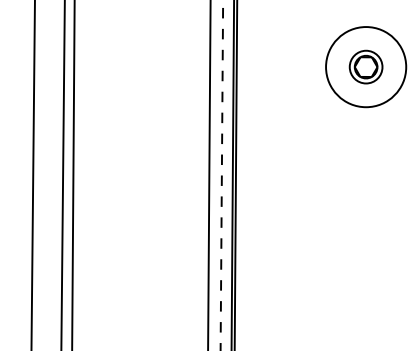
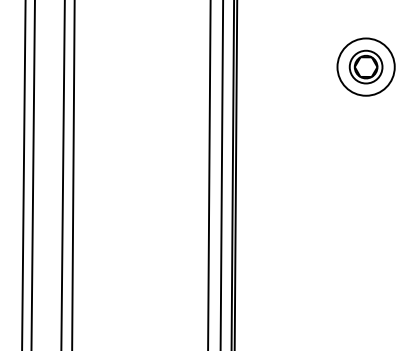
circle diameter: 80 px -> 57 px (365, 66)
line: none -> present (23, 174)
line: dashed -> solid (221, 175)
